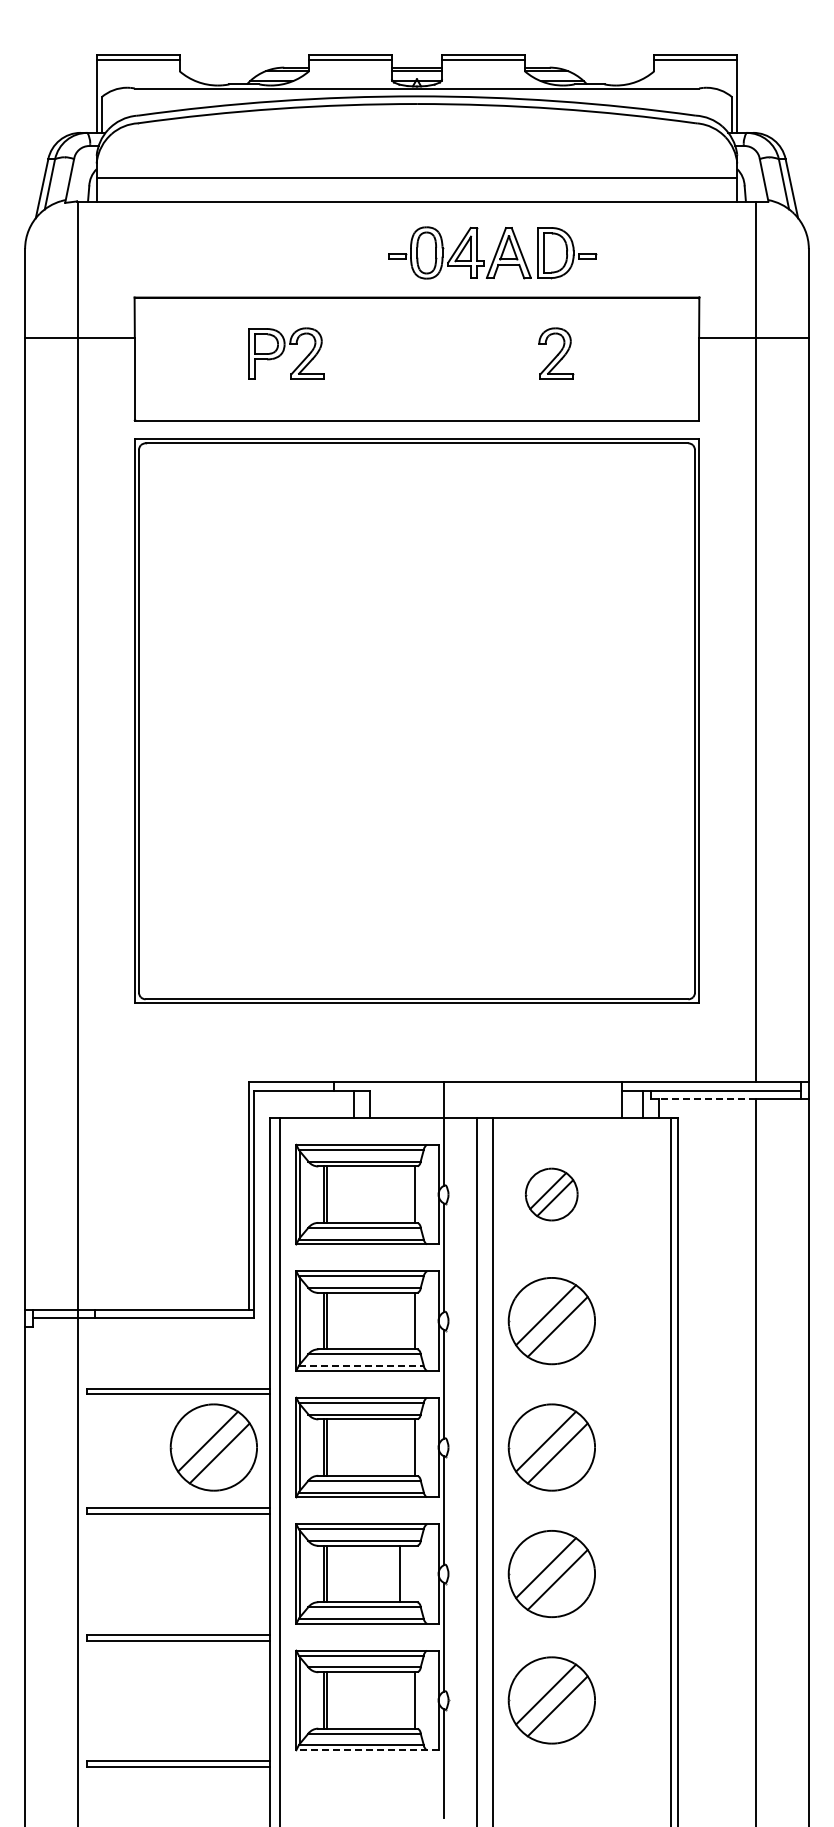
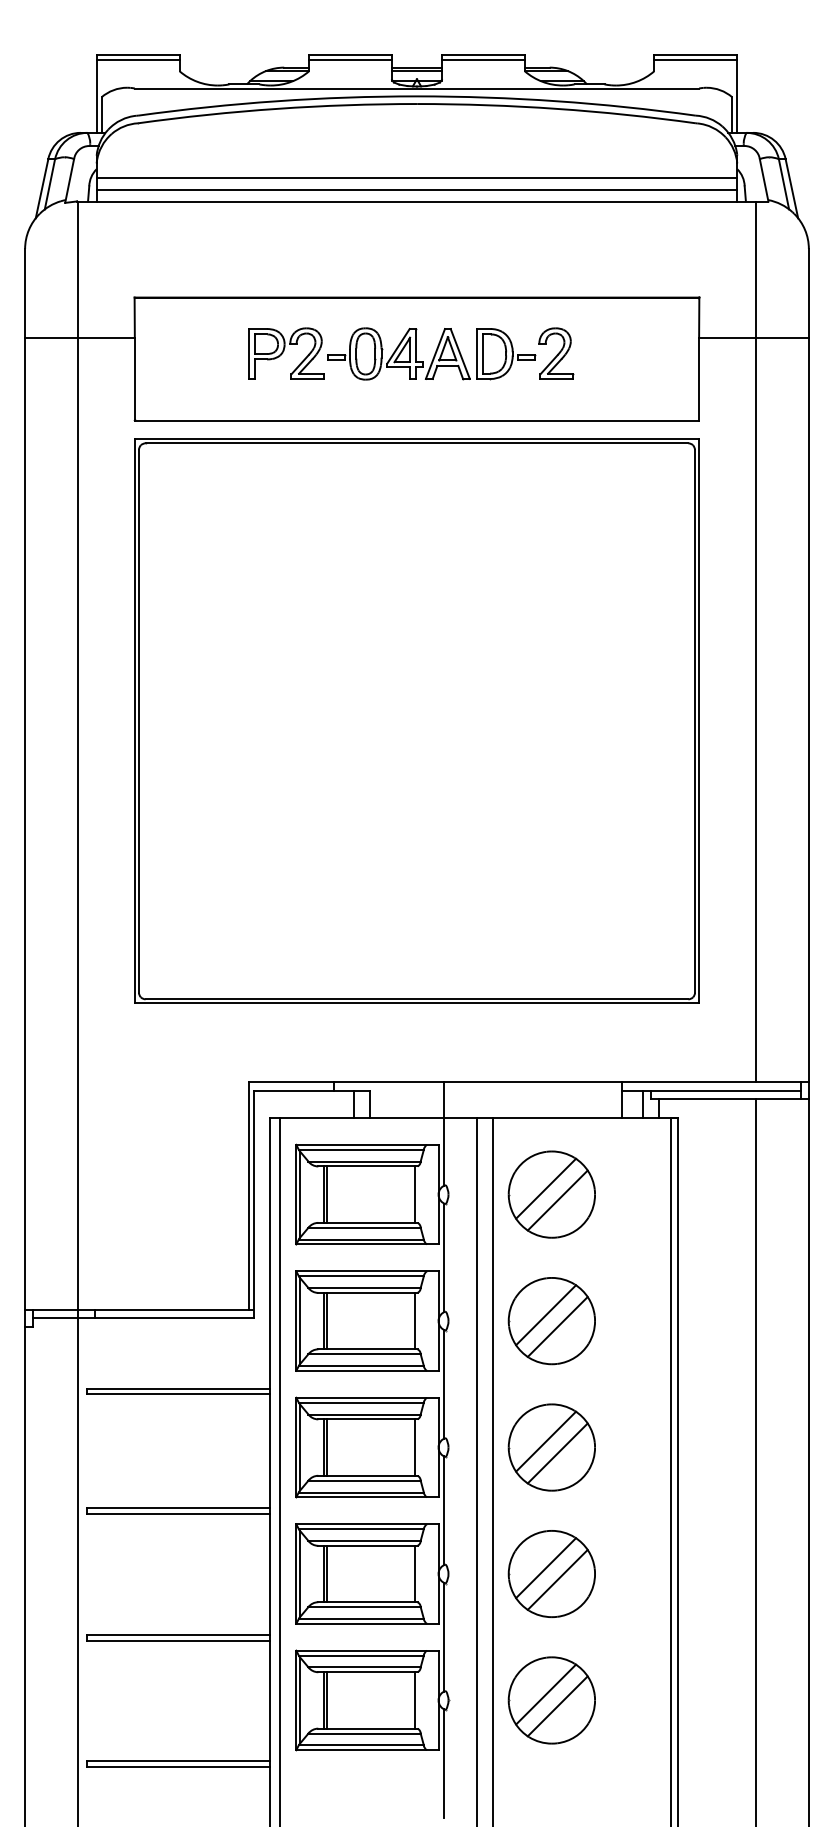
line: none -> present (416, 190)
part position: (492, 252) -> (431, 353) (431, 353)
line: dashed -> solid (707, 1099)
part size: 54x55 px -> 89x89 px (551, 1194)
line: dashed -> solid (361, 1366)
part: present -> none (213, 1447)
line position: (399, 1573) -> (414, 1573) (414, 1573)
line: dashed -> solid (366, 1750)
